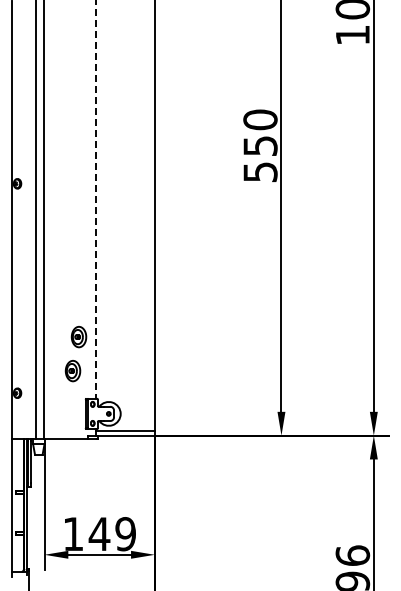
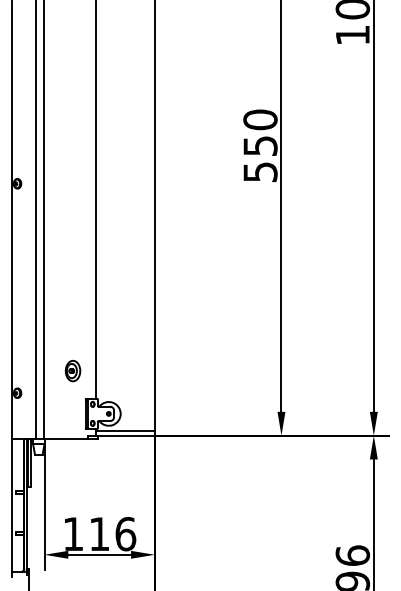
line: dashed -> solid (95, 199)
part: present -> none (78, 337)
text: 149 -> 116 (112, 534)
